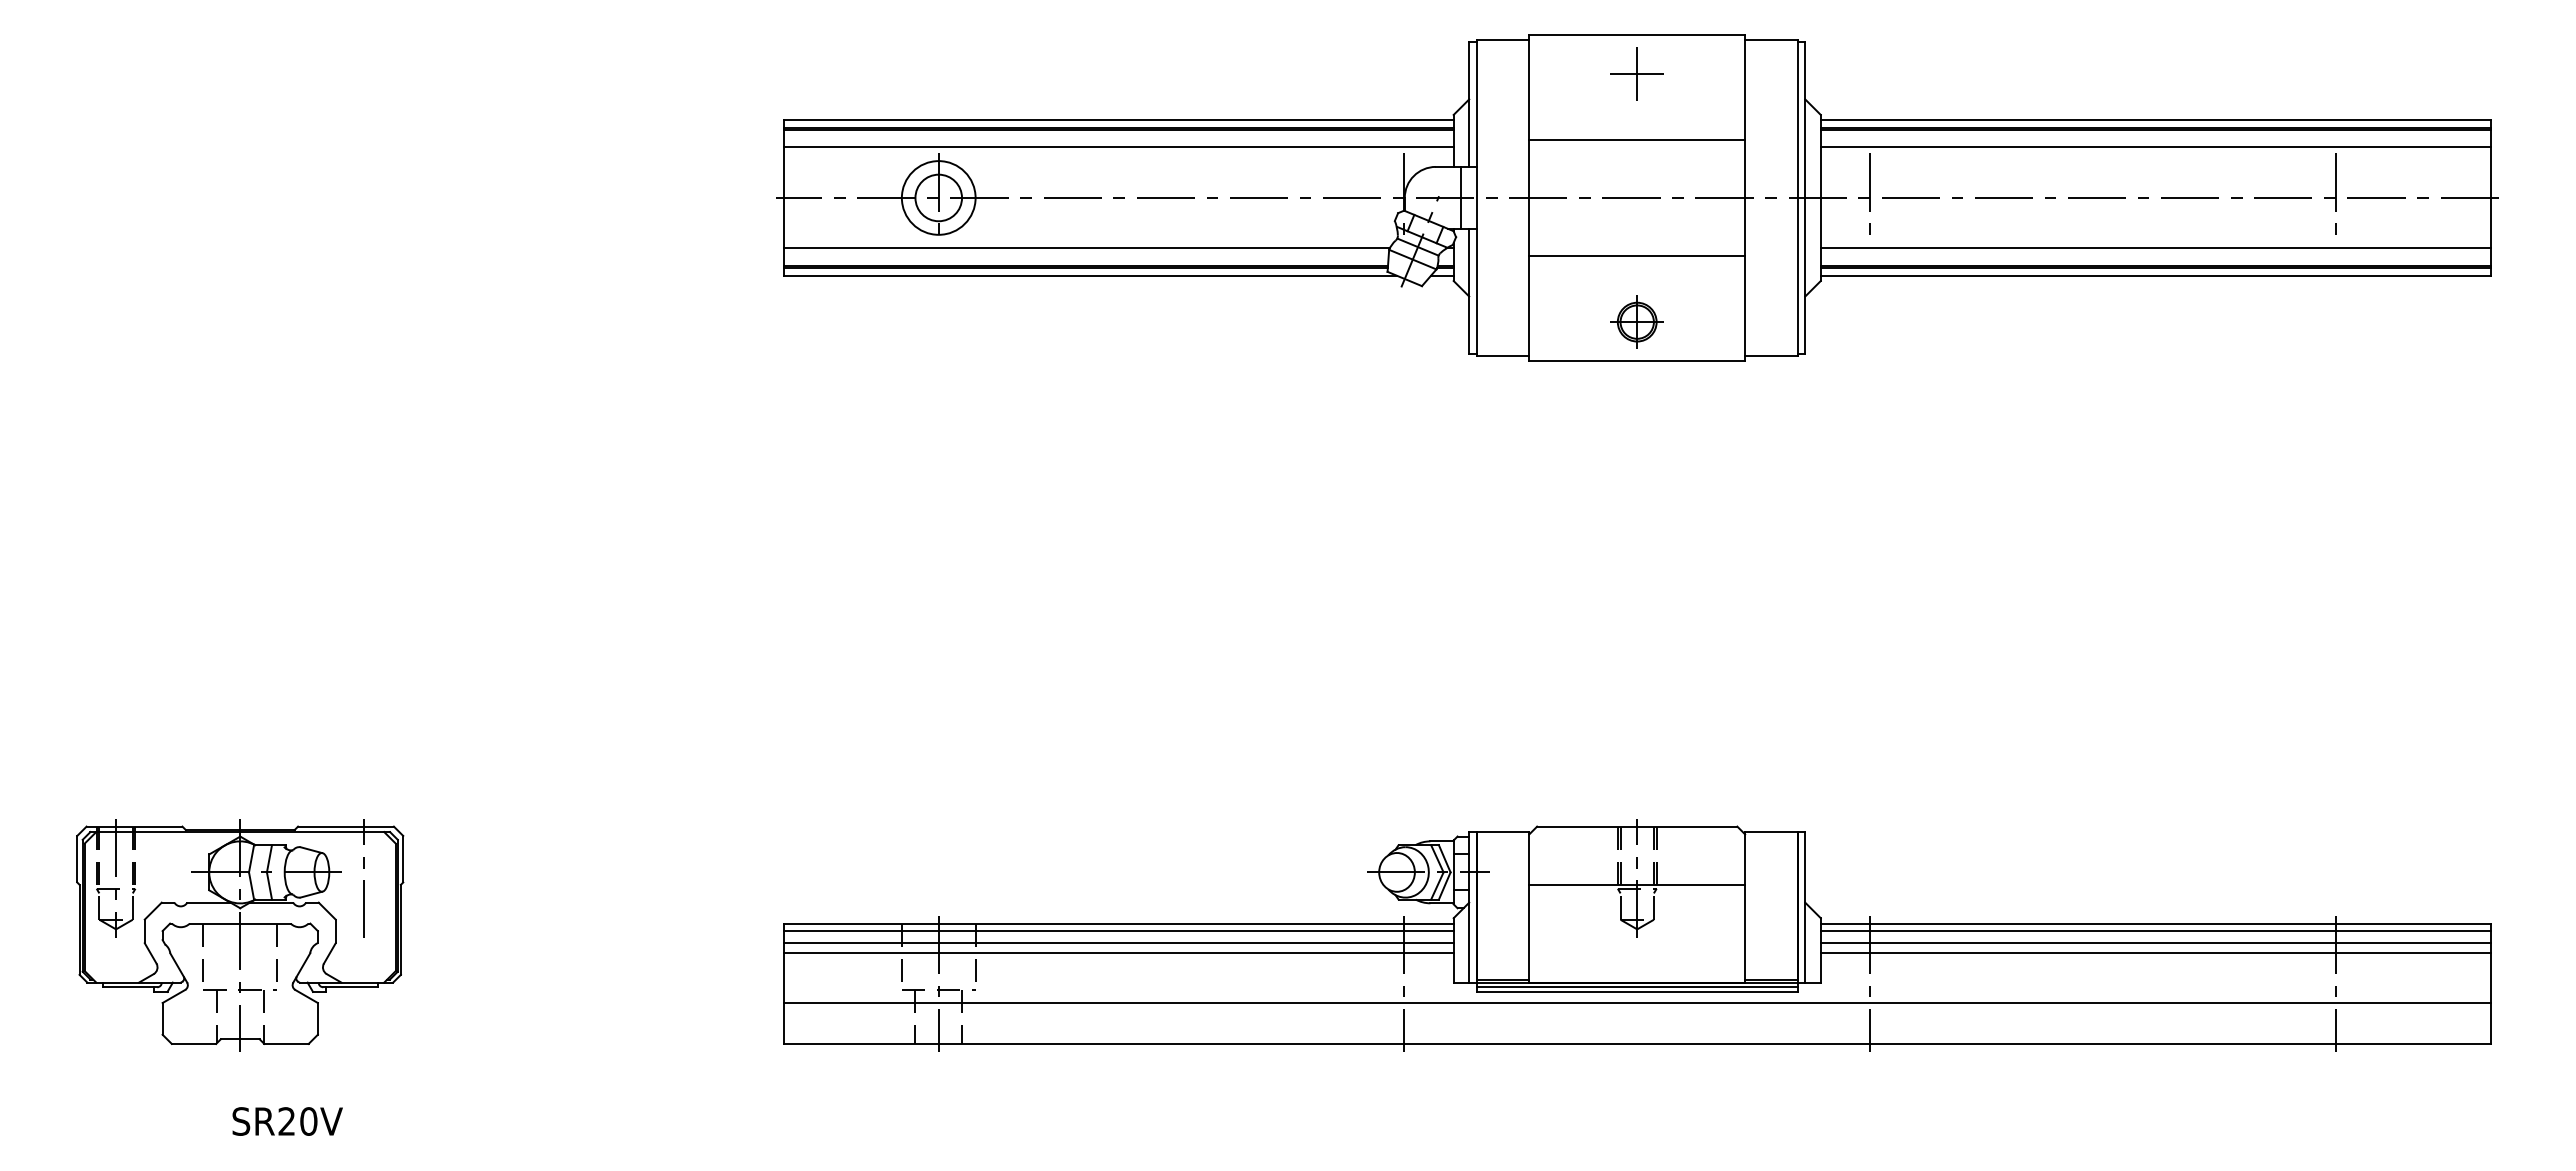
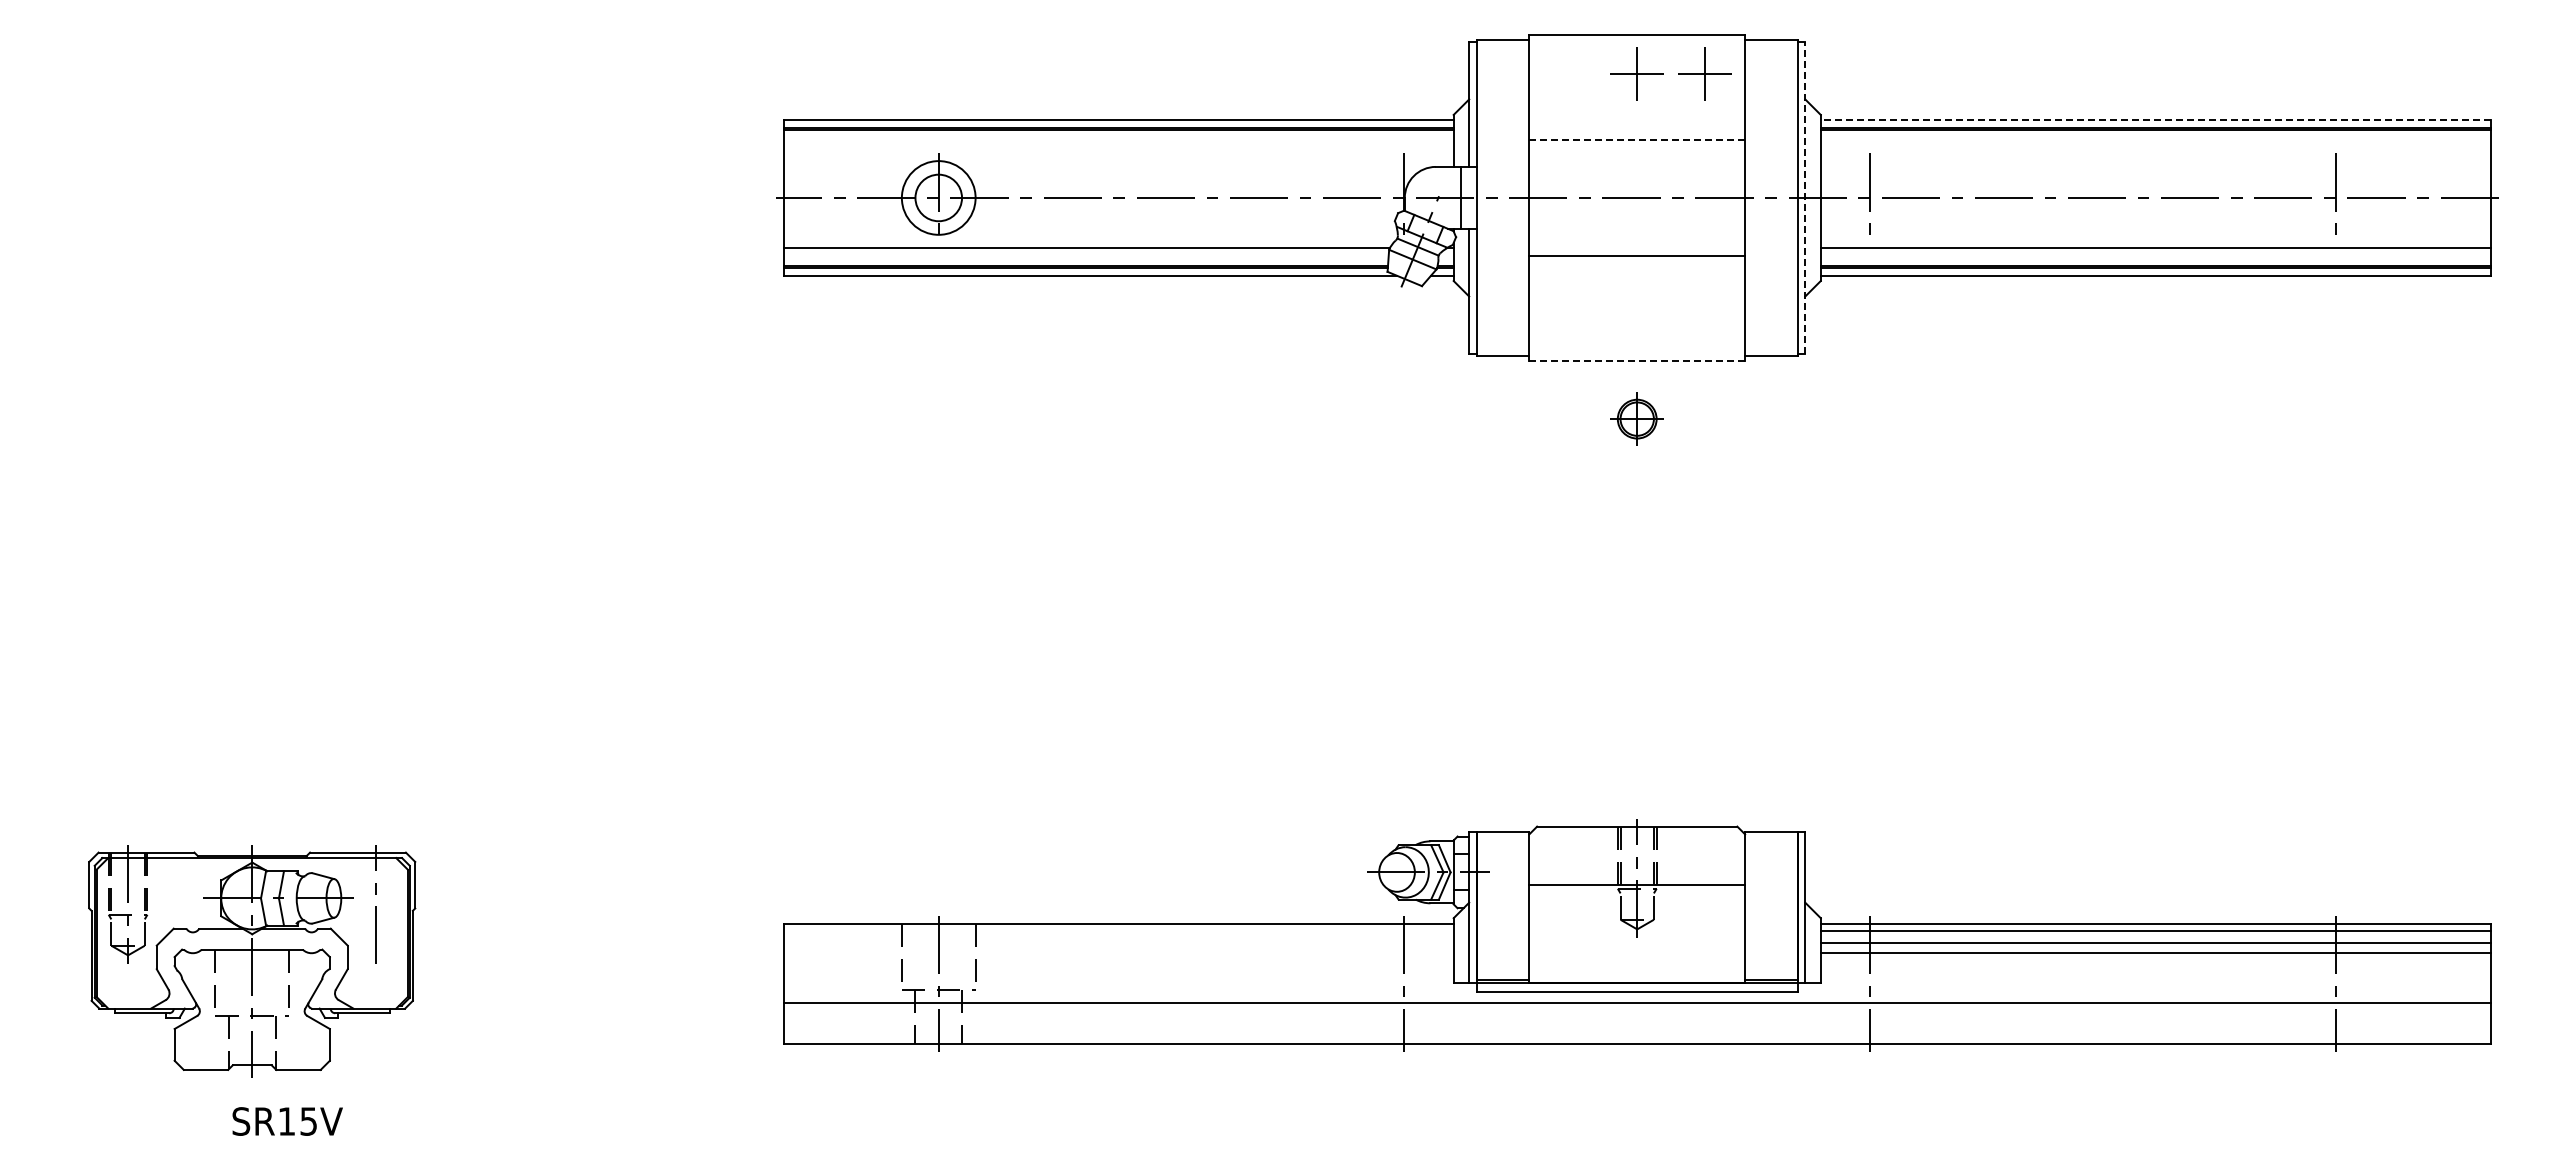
part: none -> present (1704, 73)
line: solid -> dashed (2155, 120)
line: solid -> dashed (1637, 140)
line: present -> none (1118, 147)
line: present -> none (2155, 147)
line: solid -> dashed (1805, 197)
part position: (1636, 321) -> (1636, 418) (1636, 418)
line: solid -> dashed (1637, 360)
line: present -> none (1118, 931)
part position: (240, 935) -> (252, 961) (252, 961)
line: present -> none (1118, 943)
line: present -> none (1118, 953)
line: present -> none (1636, 987)
text: SR20V -> SR15V (297, 1121)
